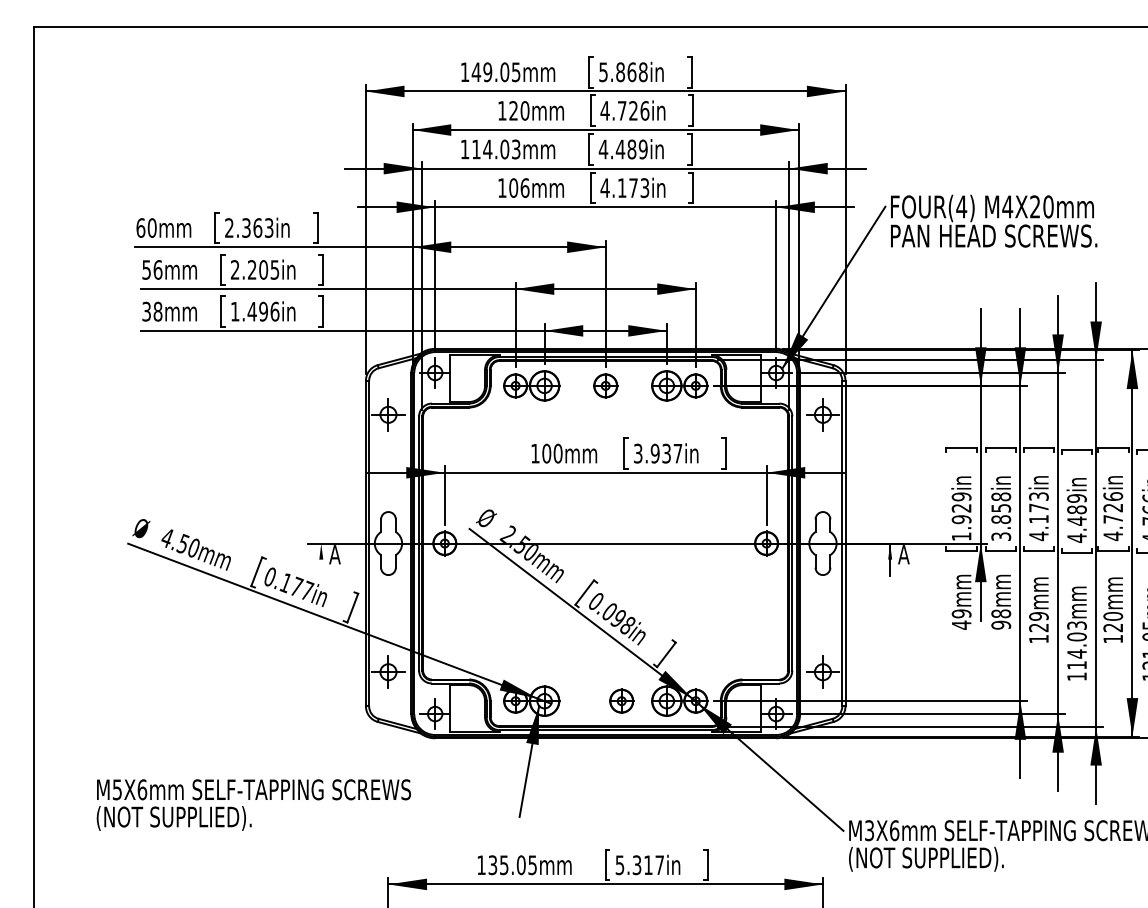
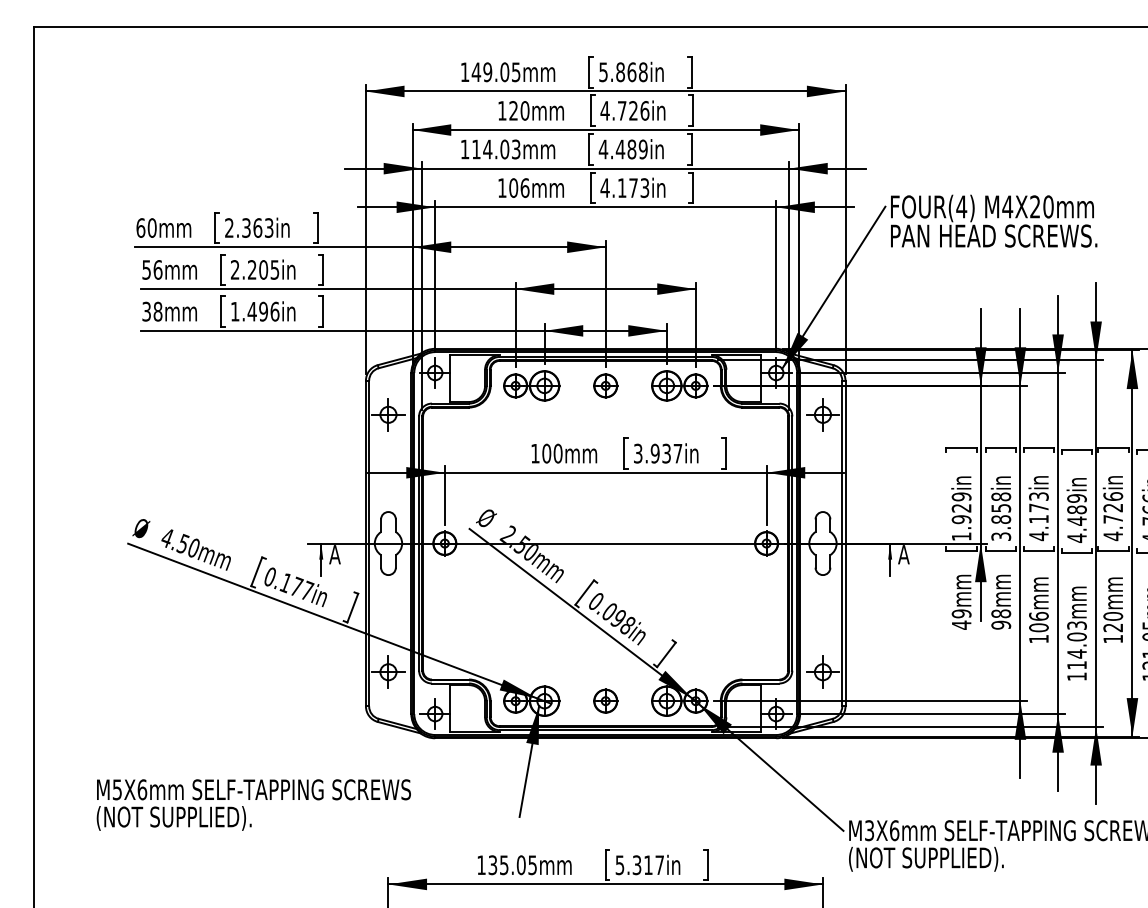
line: none -> present (321, 559)
text: 129mm -> 106mm (1038, 621)
part position: (621, 700) -> (605, 700) (605, 700)
